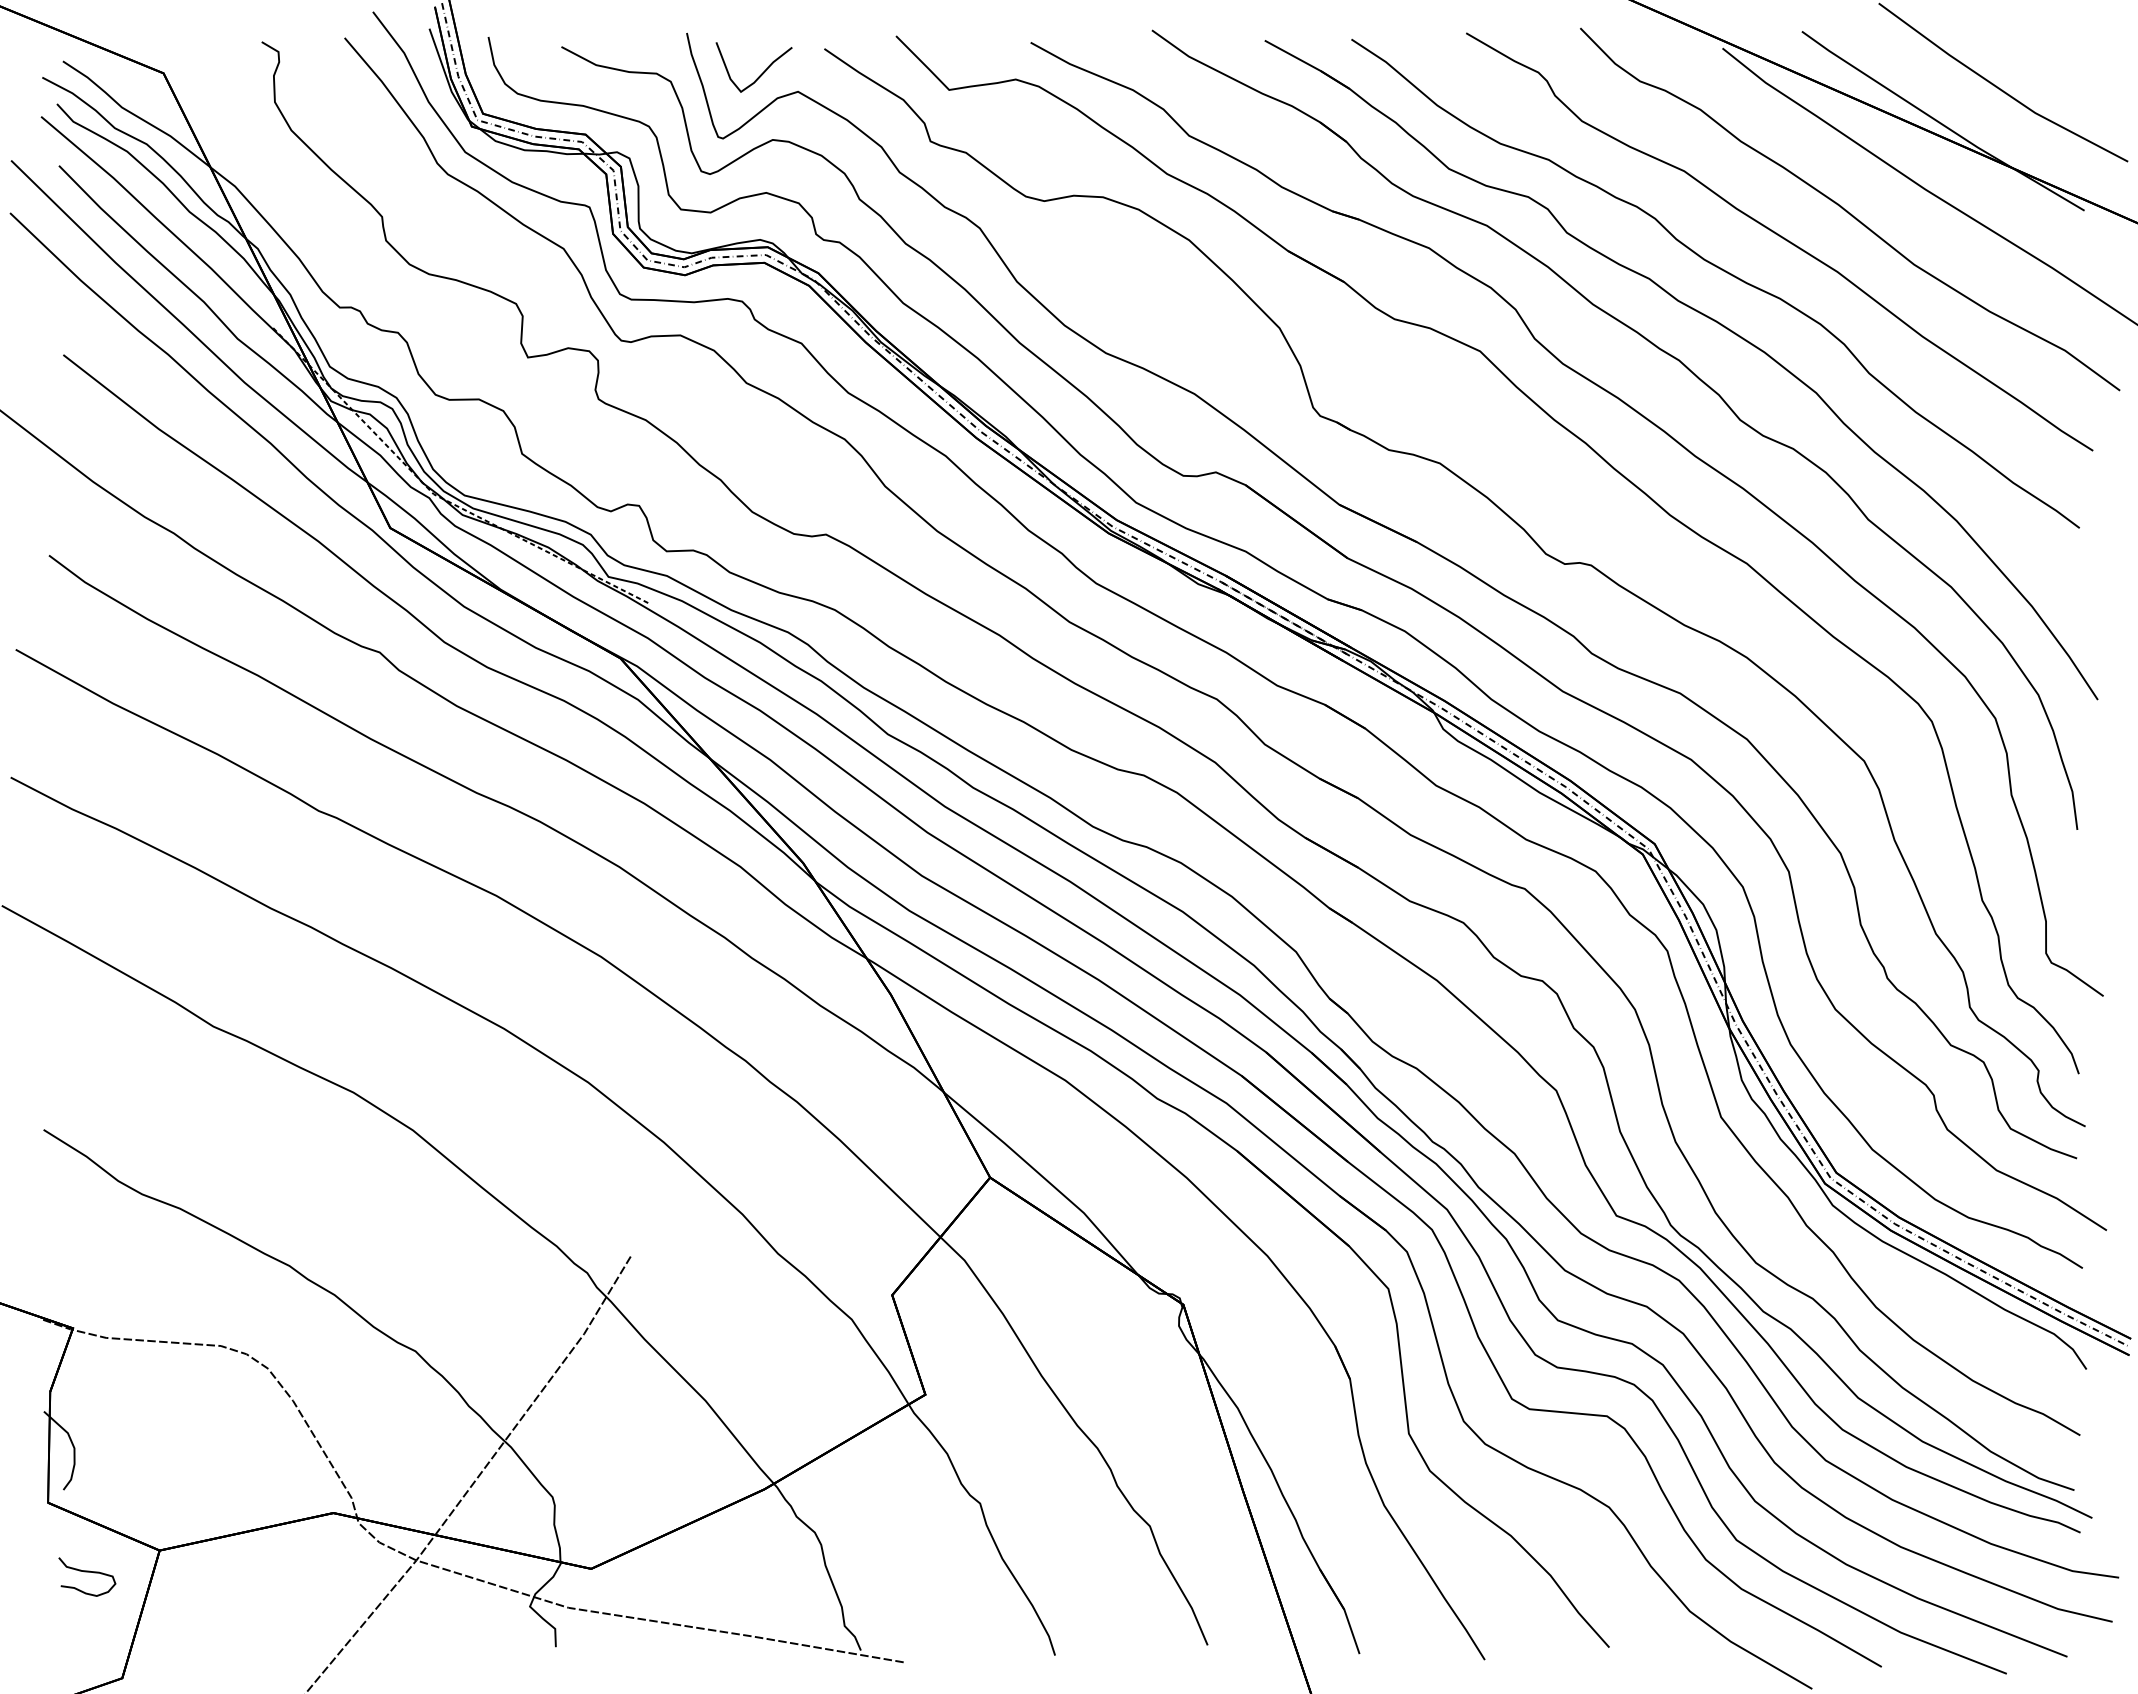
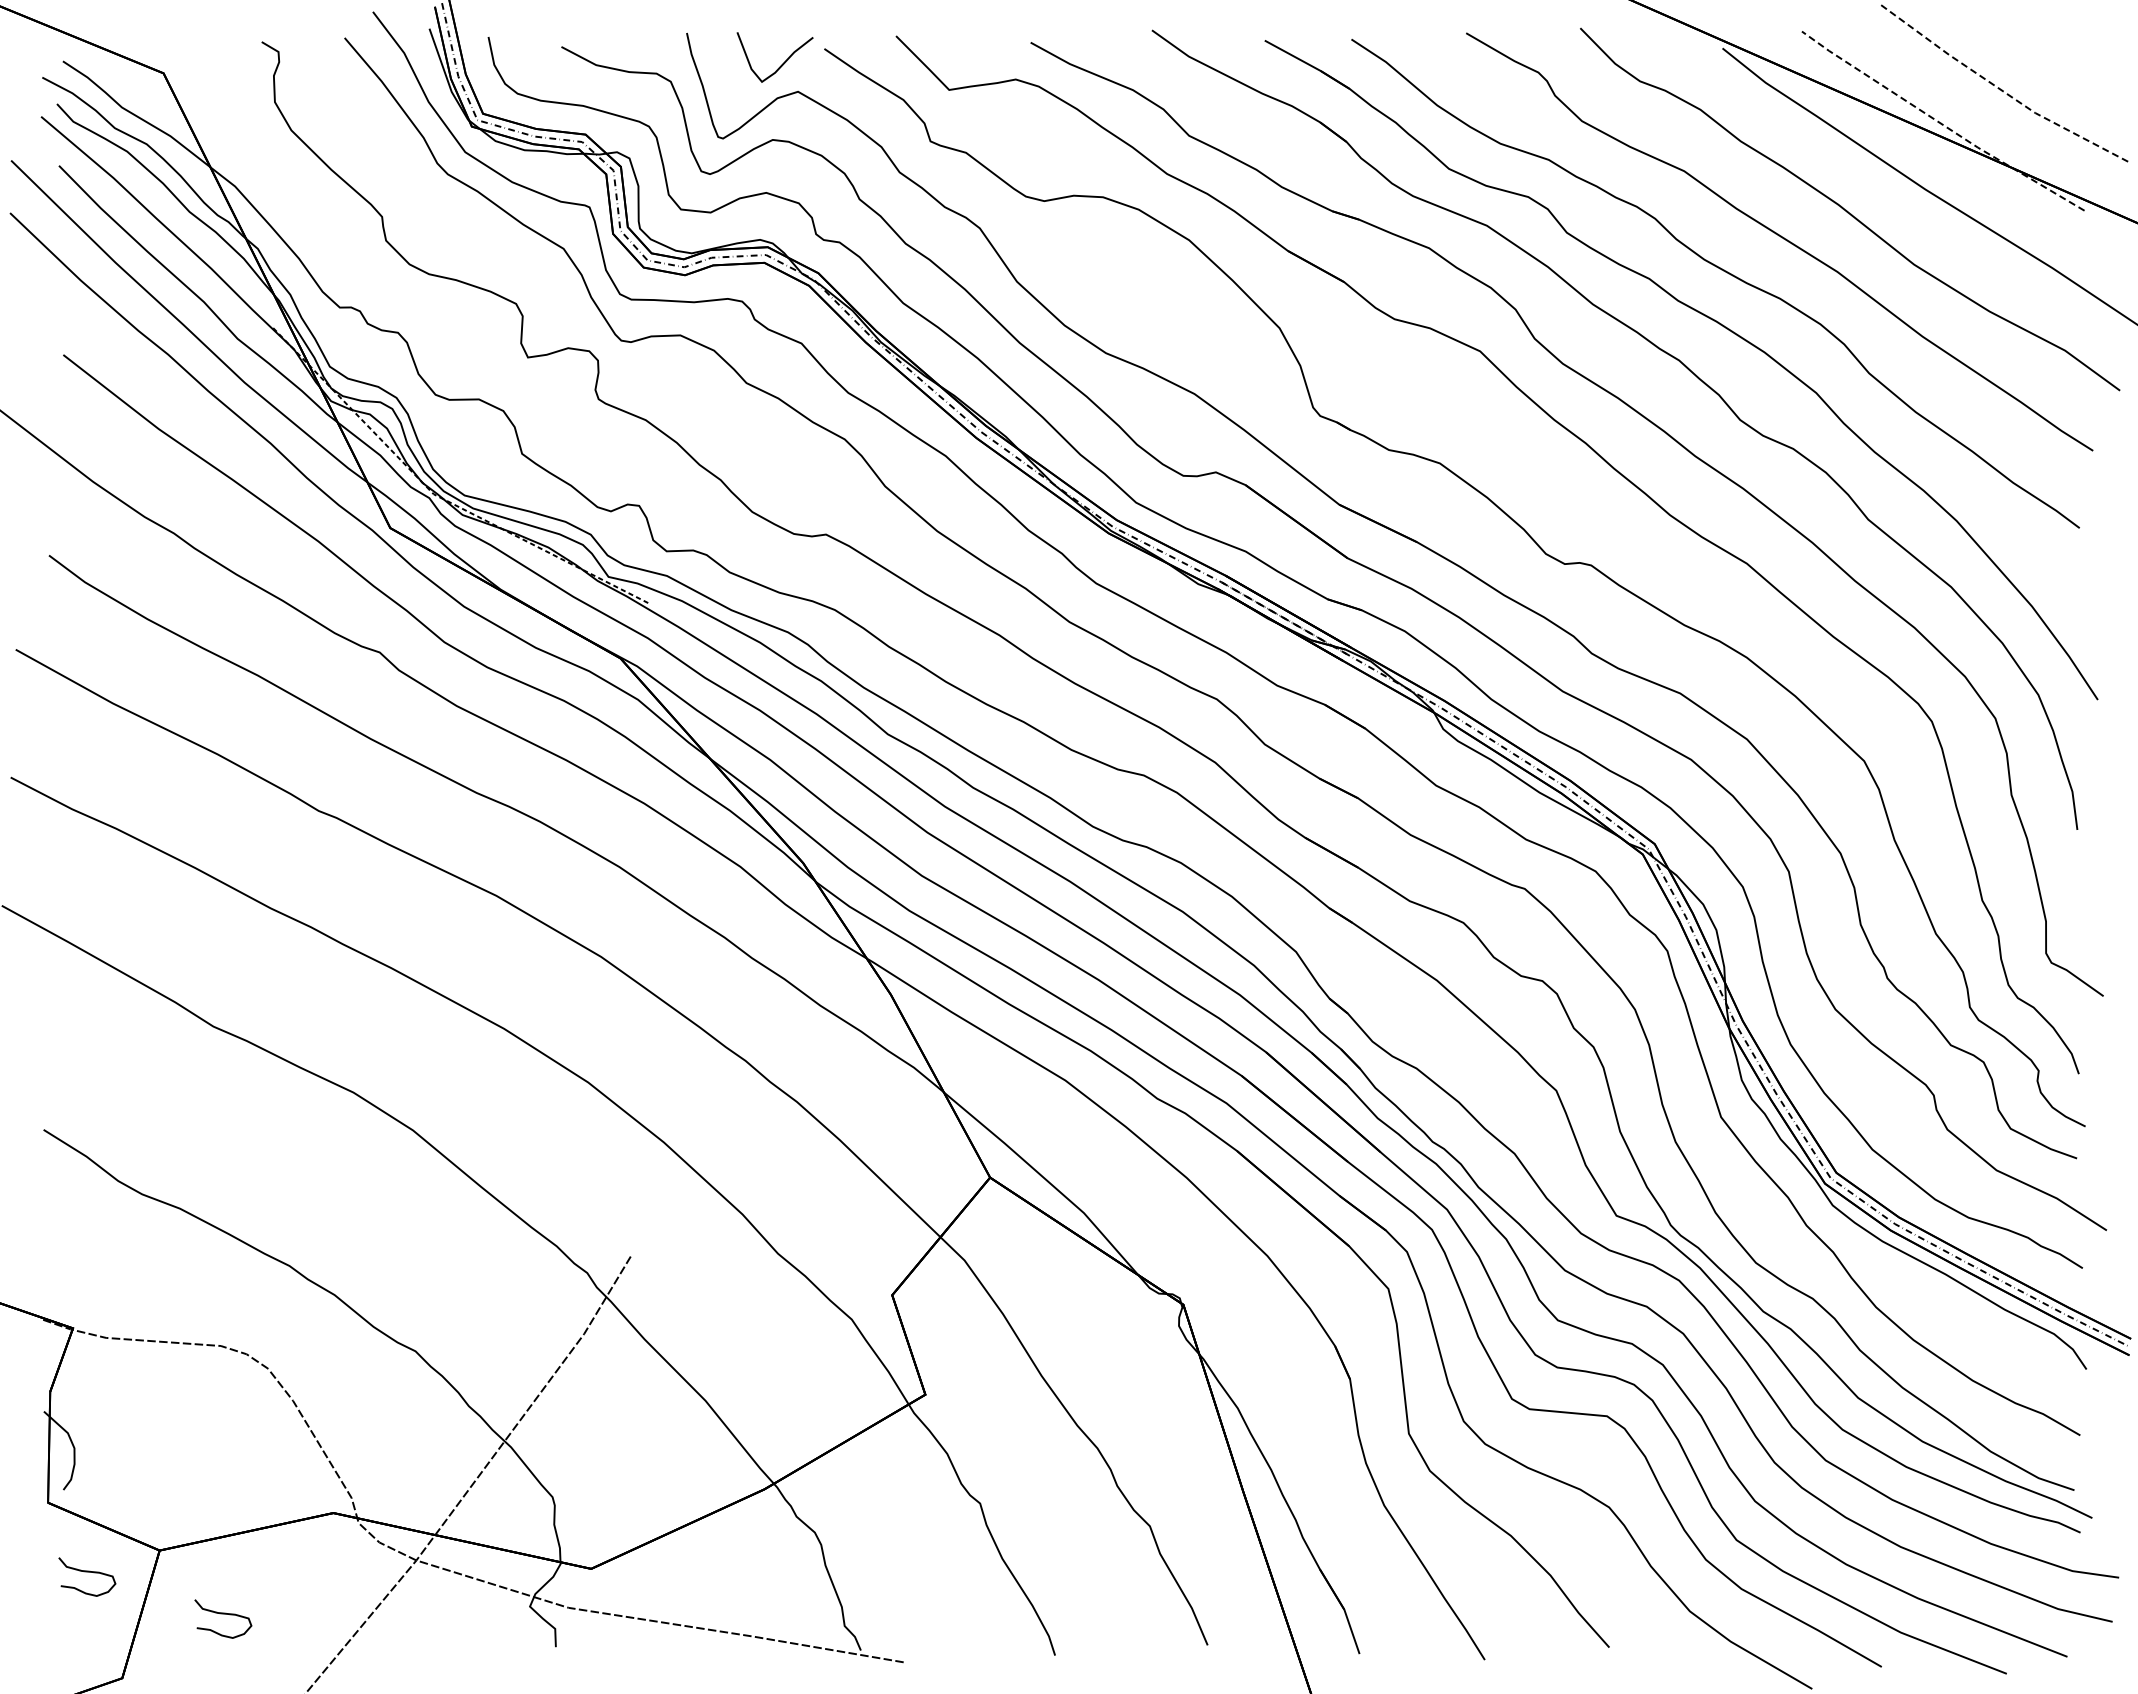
curve position: (760, 74) -> (781, 64) (781, 64)
line: solid -> dashed (1998, 88)
line: solid -> dashed (1941, 123)
curve: none -> present (223, 1614)
